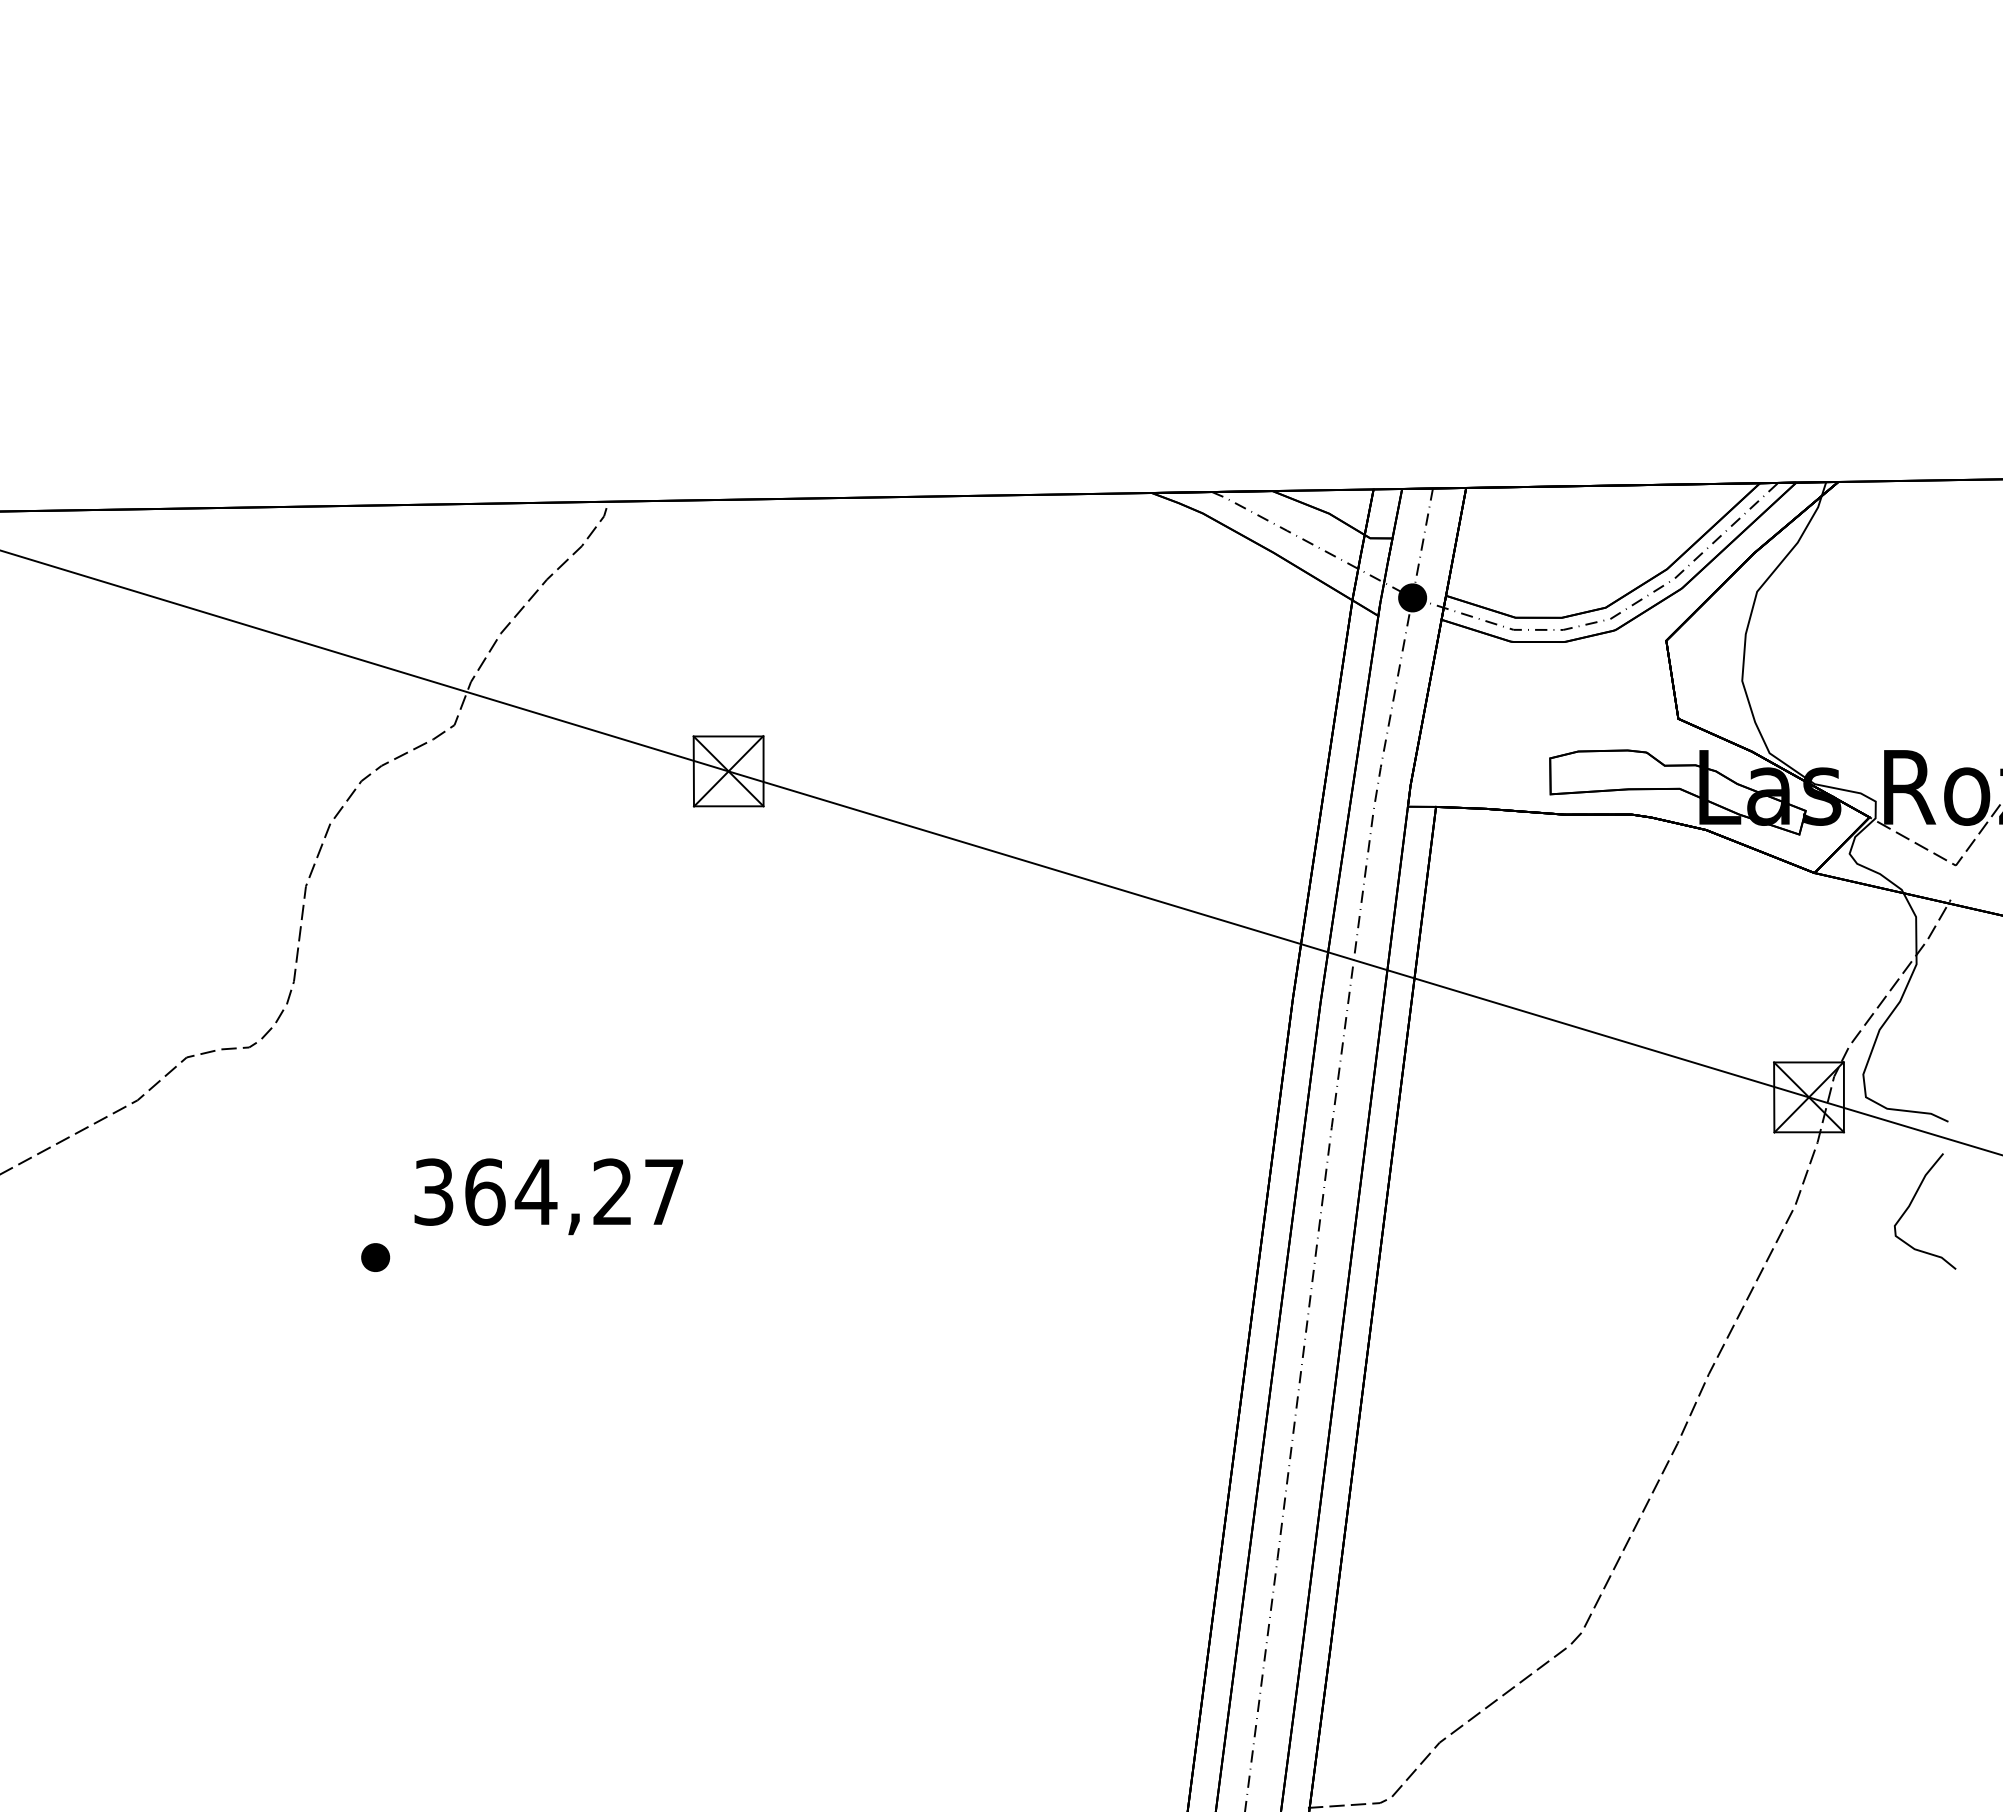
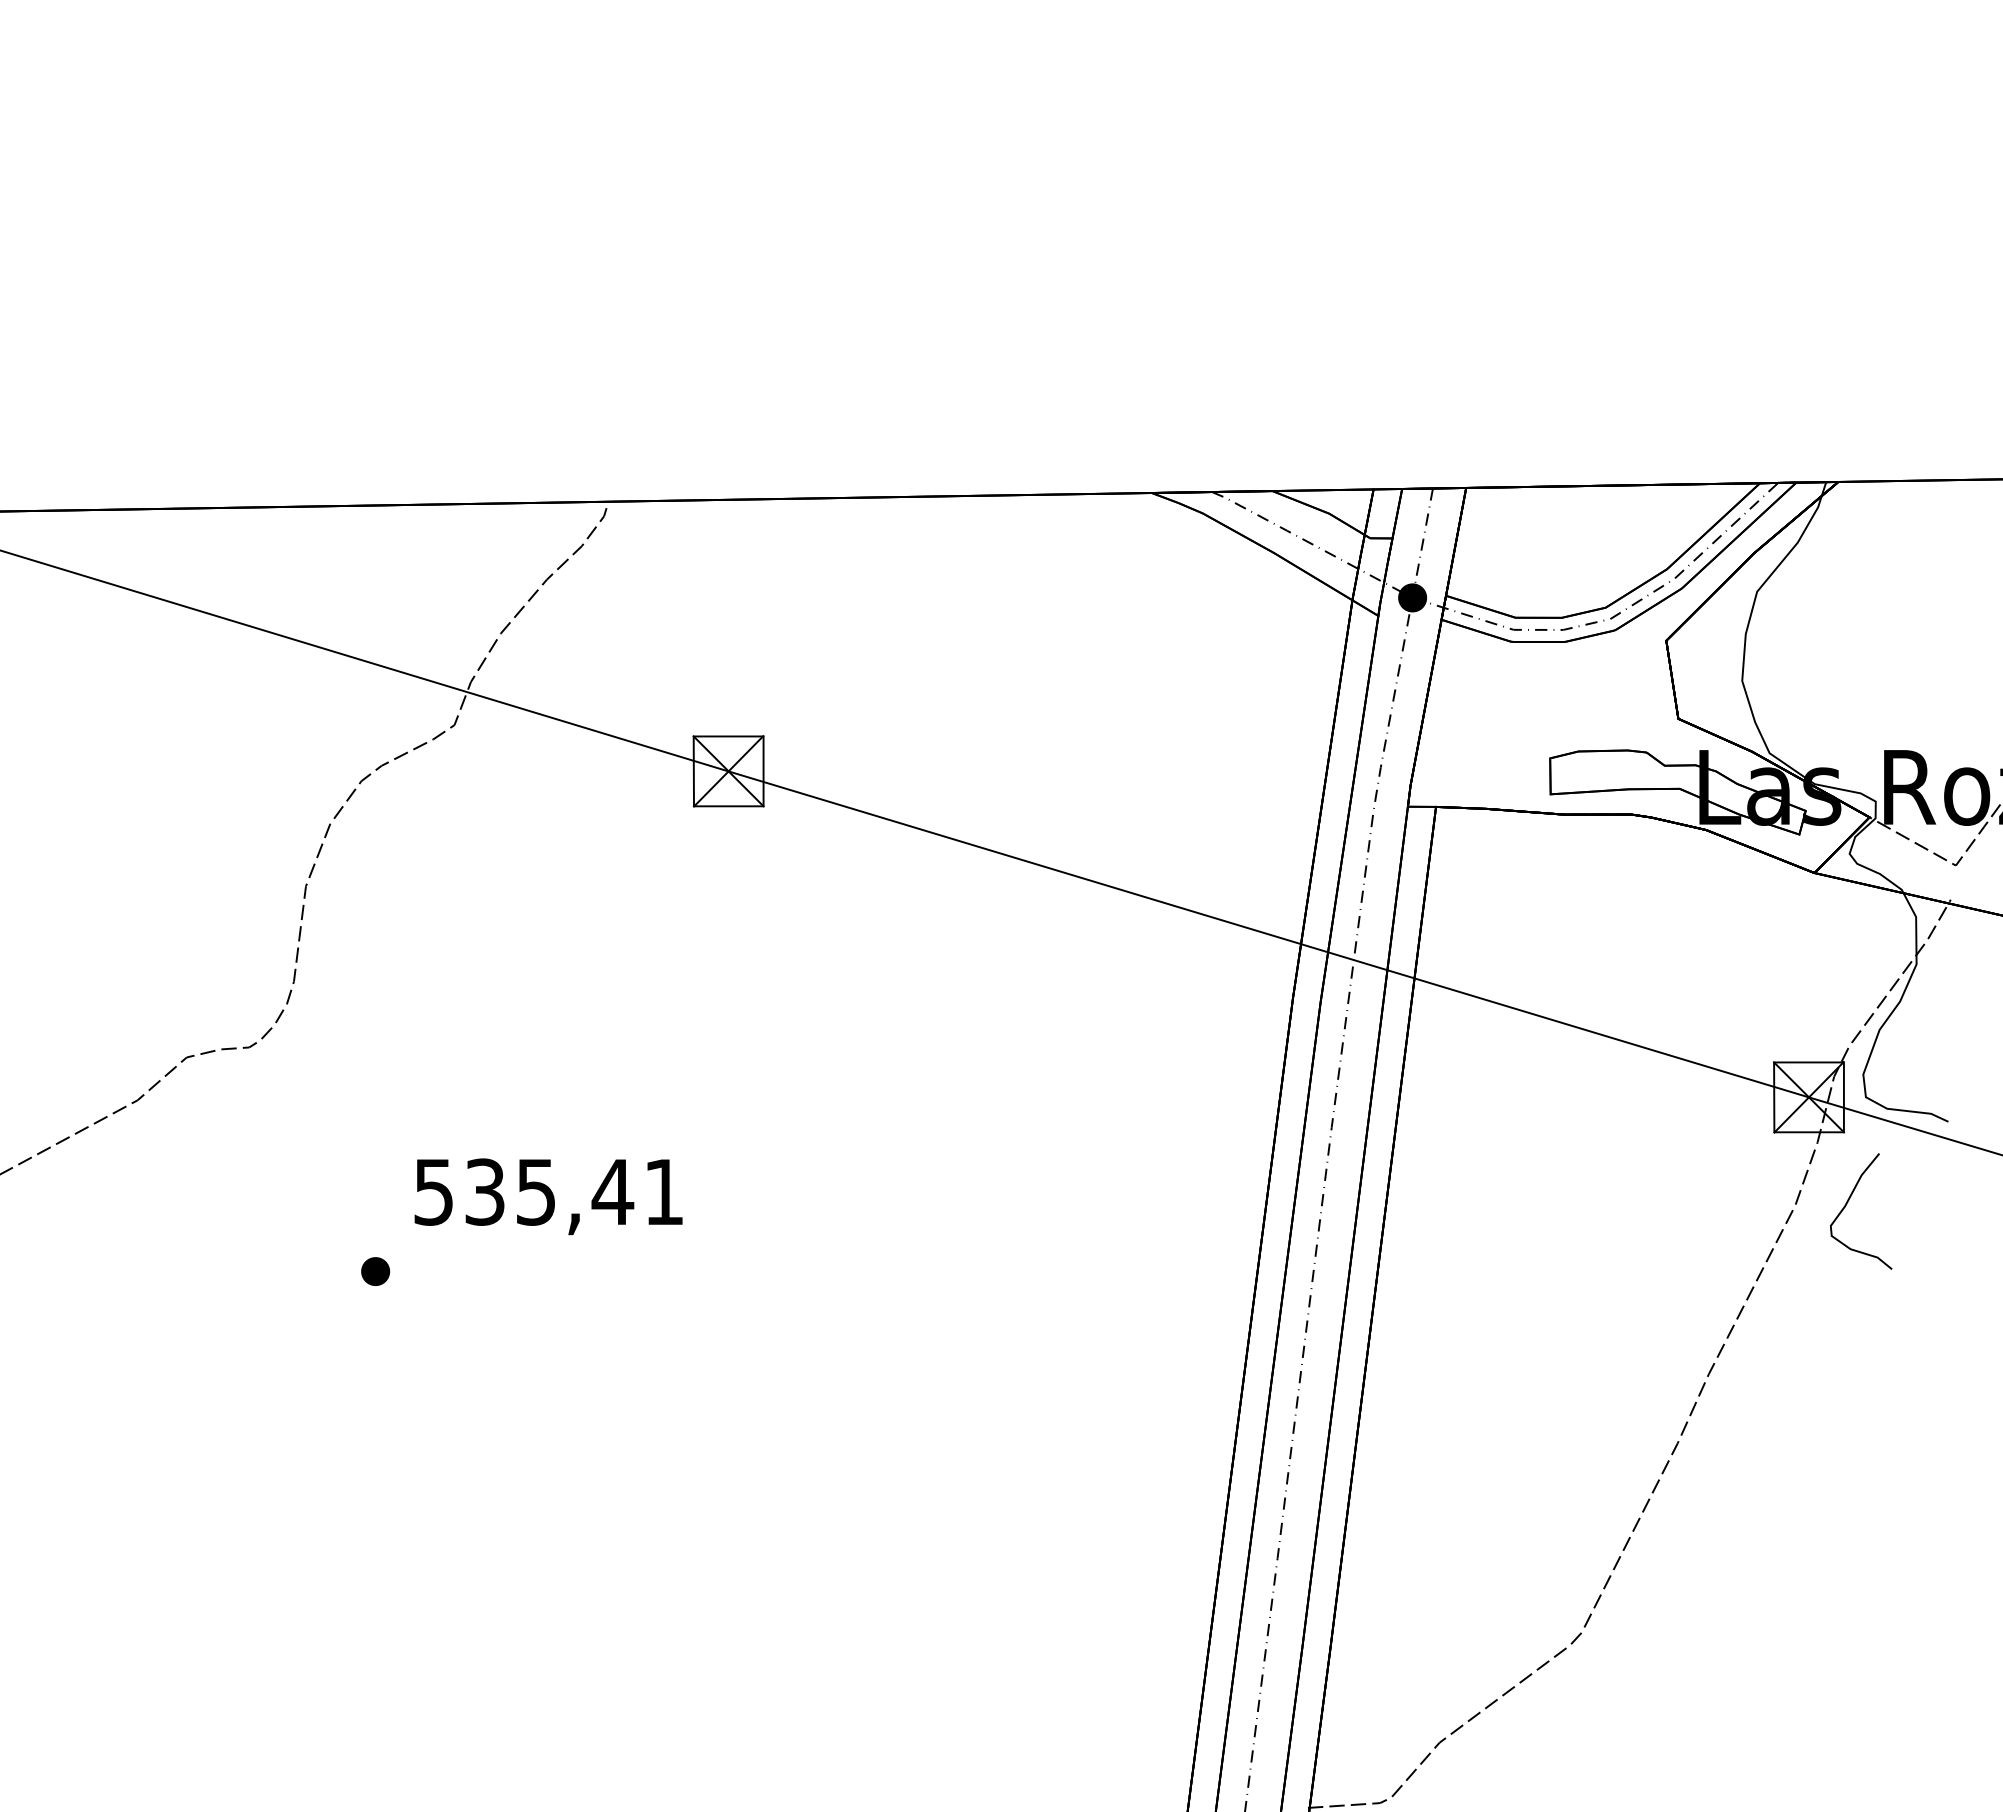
text: 364,27 -> 535,41 (548, 1191)
curve position: (1911, 1204) -> (1847, 1204) (1847, 1204)
part position: (375, 1257) -> (375, 1271) (375, 1271)
